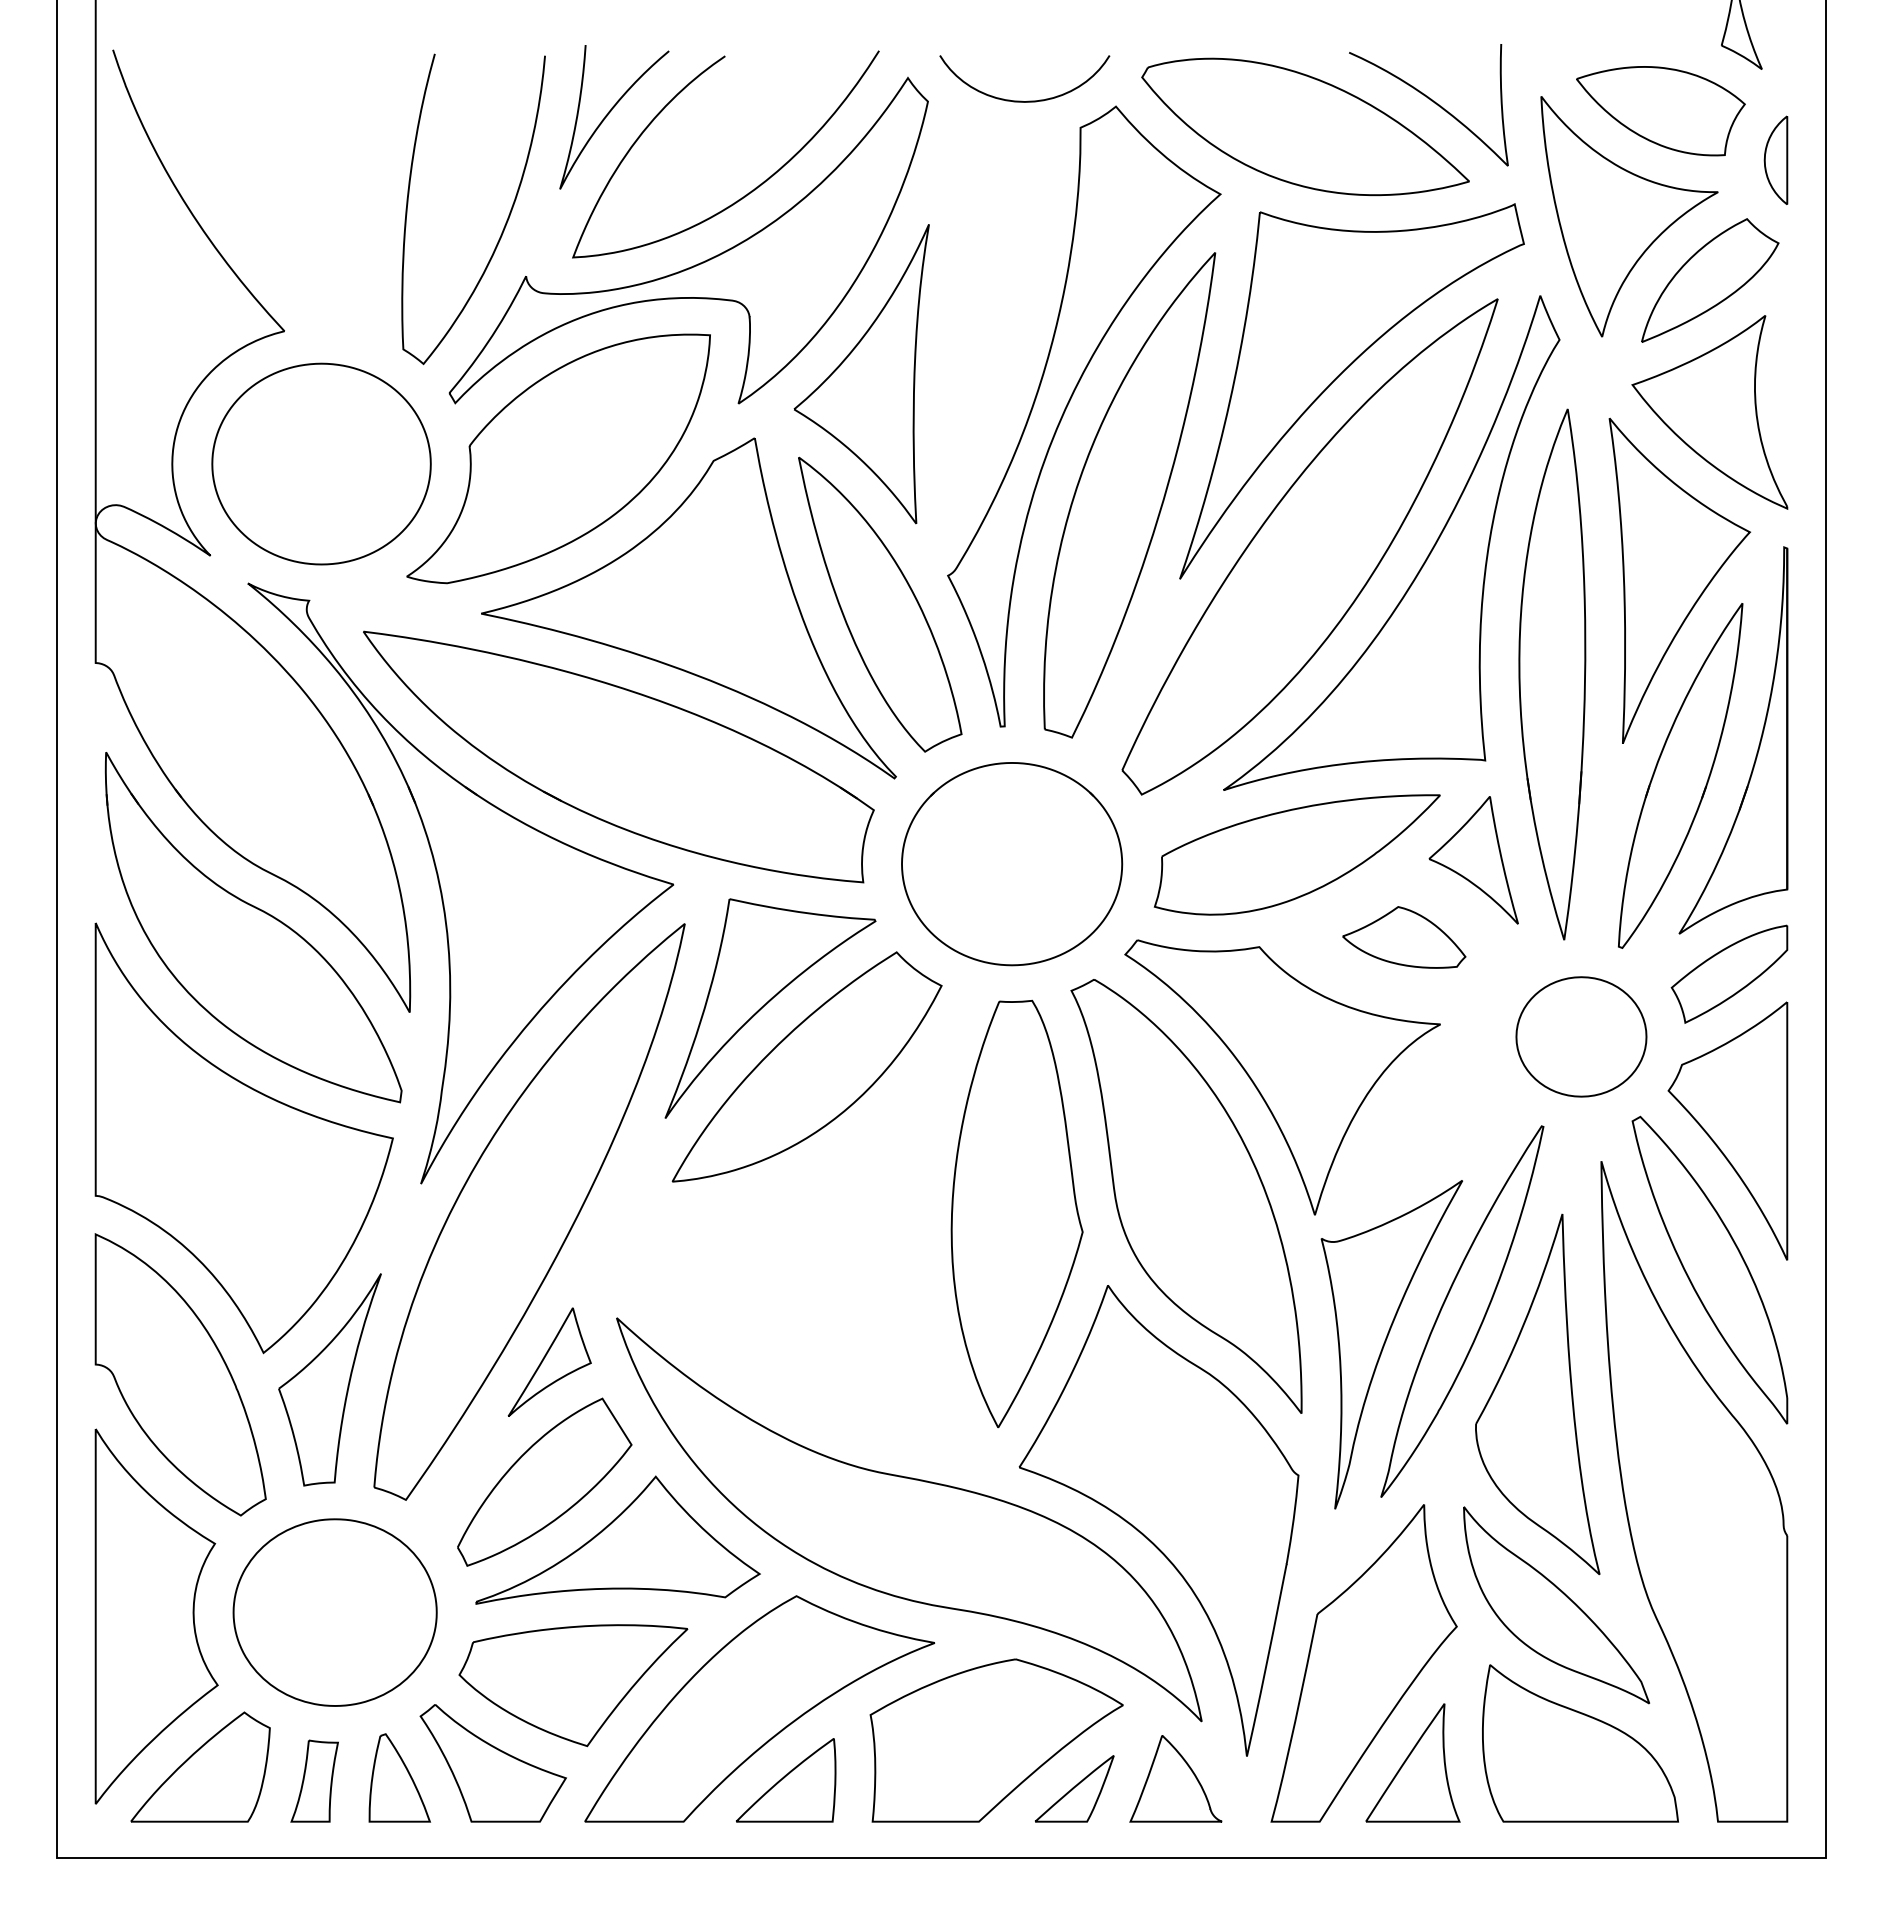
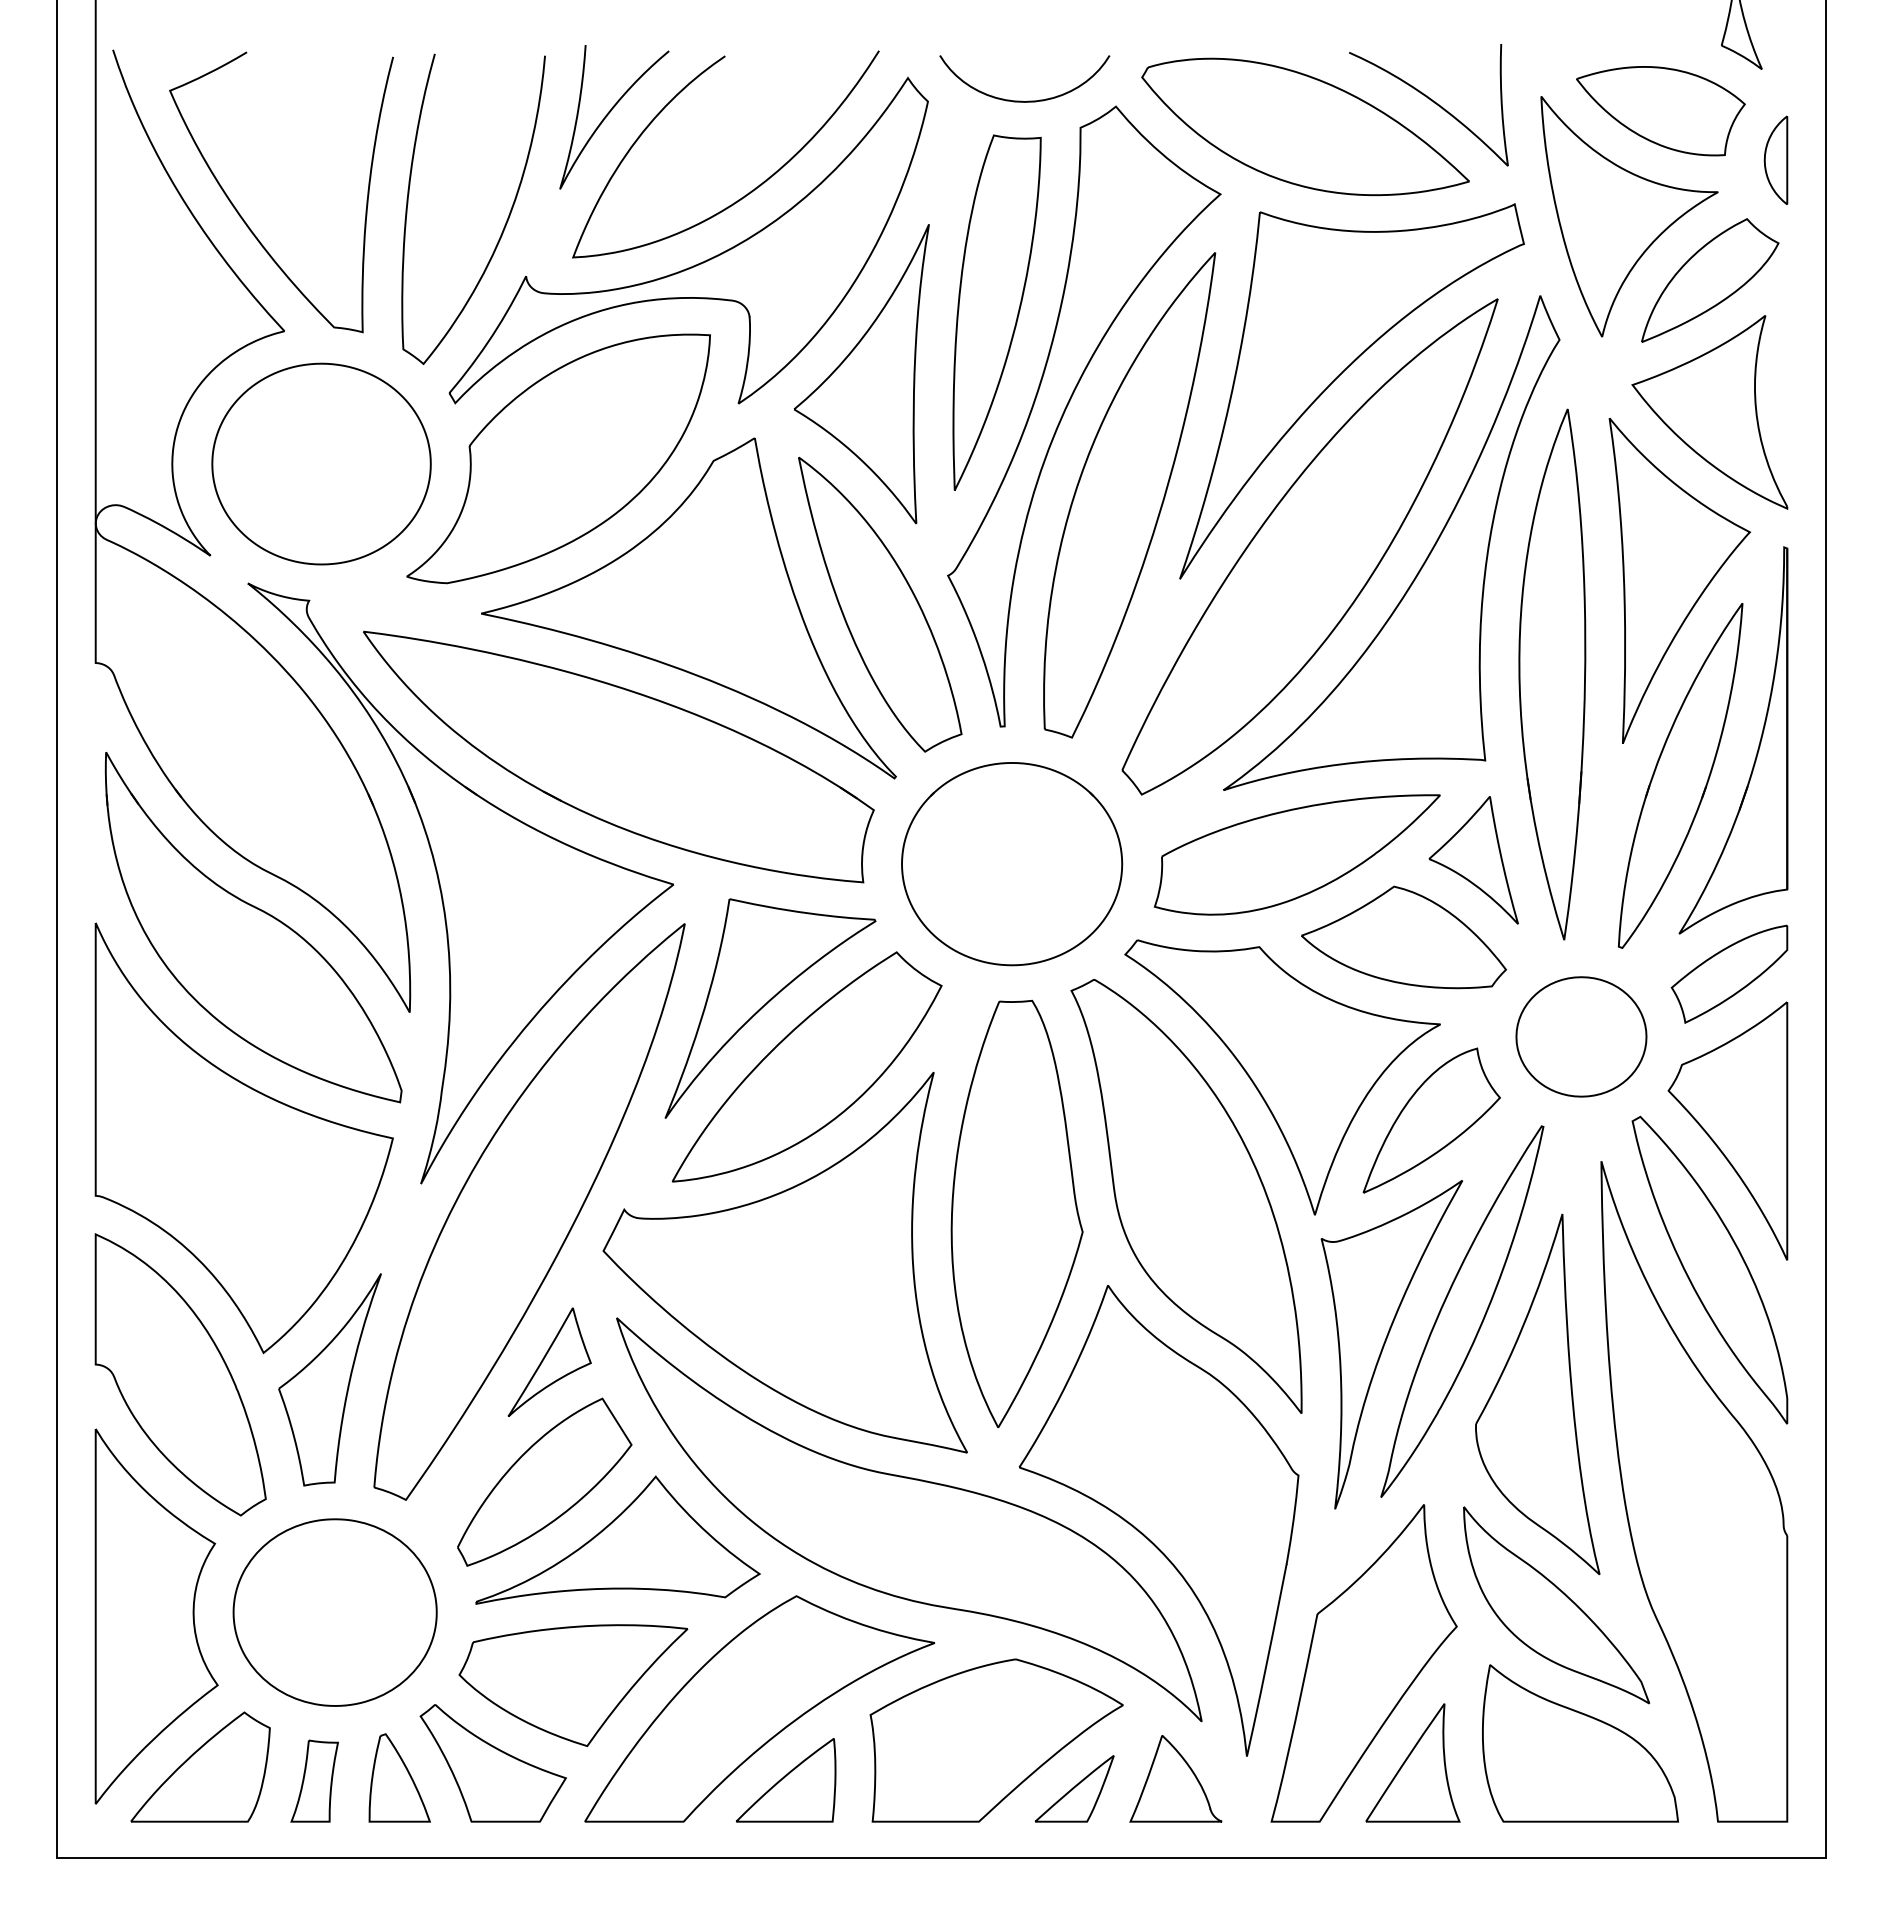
curve: none -> present (244, 219)
part: none -> present (996, 312)
part size: 125x63 px -> 207x105 px (1404, 937)
part: none -> present (1431, 1120)
part: none -> present (784, 1262)
